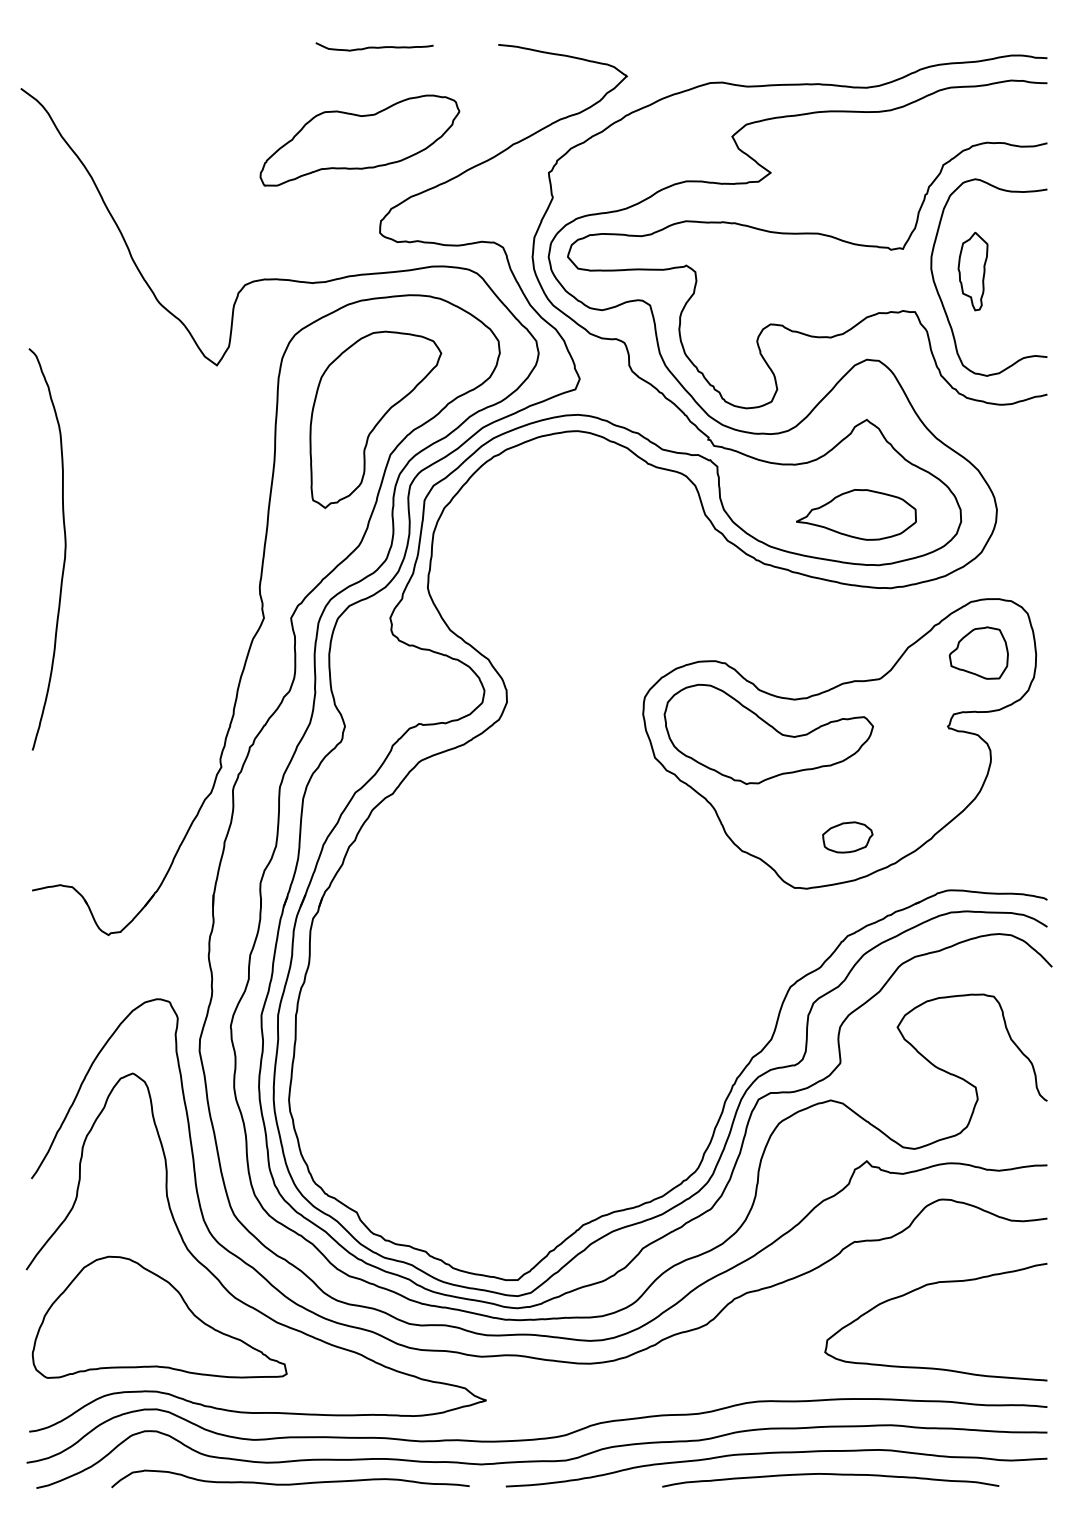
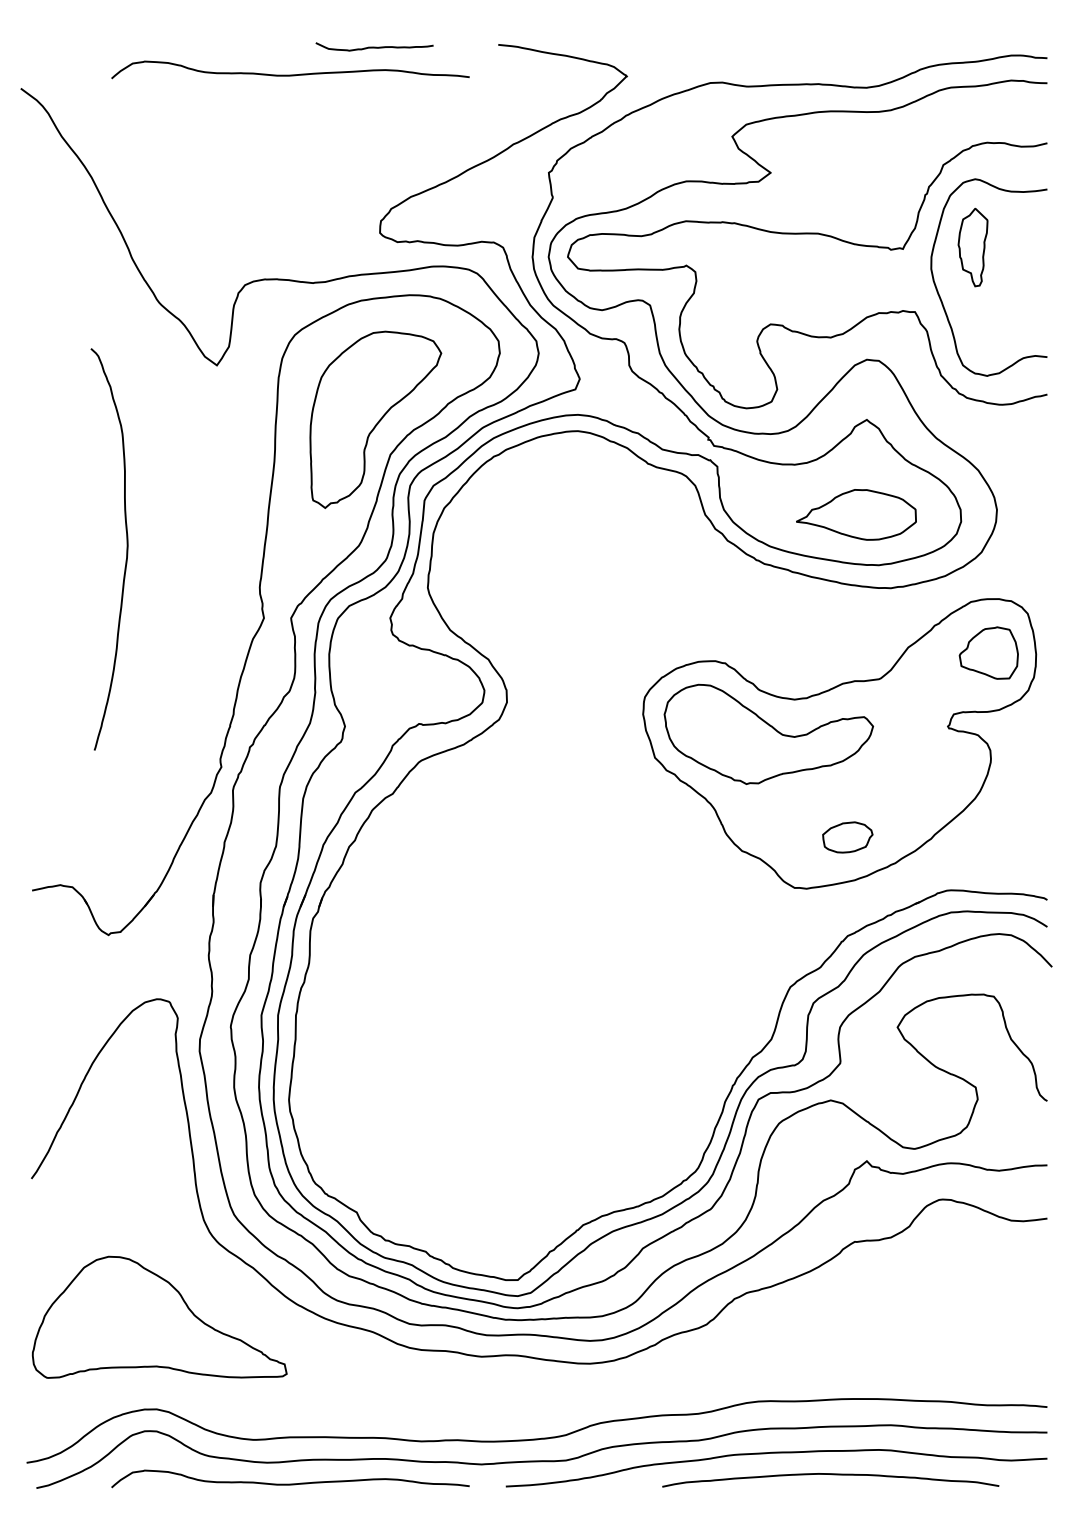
curve: none -> present (290, 74)
part: present -> none (359, 140)
part position: (972, 271) -> (972, 247) (972, 247)
curve position: (64, 549) -> (126, 549) (126, 549)
part position: (978, 652) -> (988, 652) (988, 652)
curve: present -> none (219, 1279)
curve: present -> none (919, 1289)
